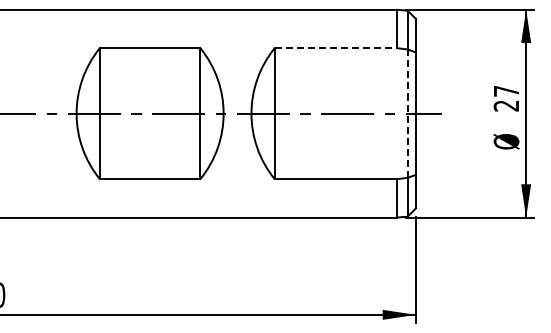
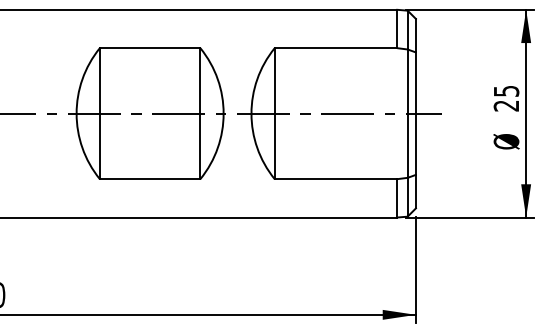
line: dashed -> solid (336, 48)
text: 27 -> 25 (506, 91)
line: dashed -> solid (407, 114)
